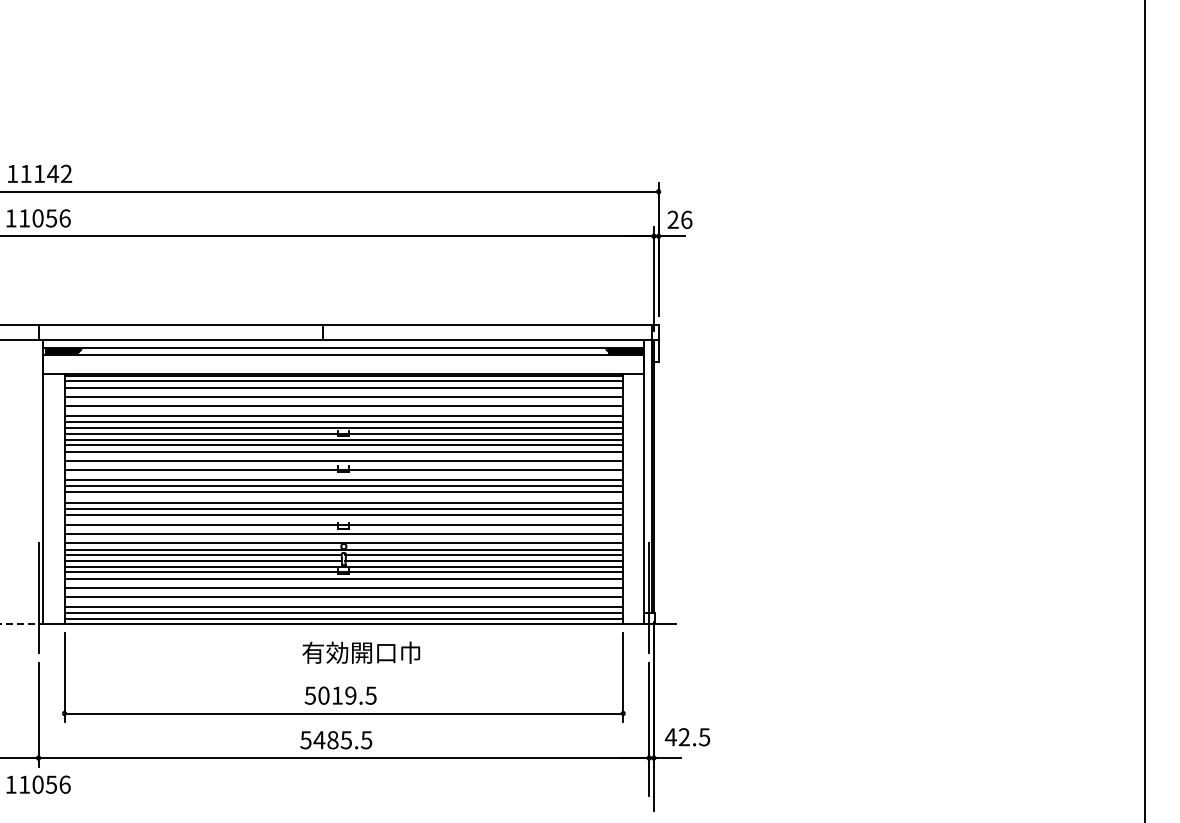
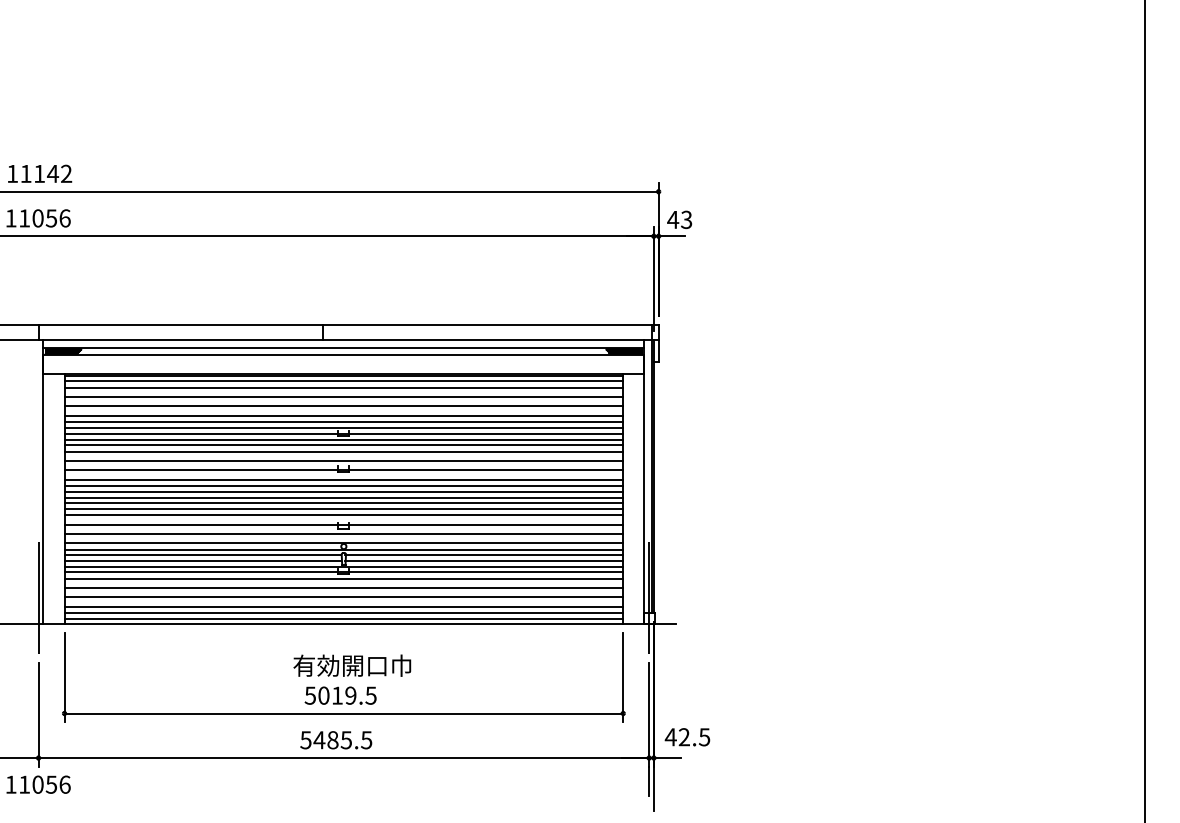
text: 26 -> 43 (679, 219)
line: none -> present (343, 497)
line: dashed -> solid (19, 624)
text position: (361, 652) -> (352, 665) (352, 665)
